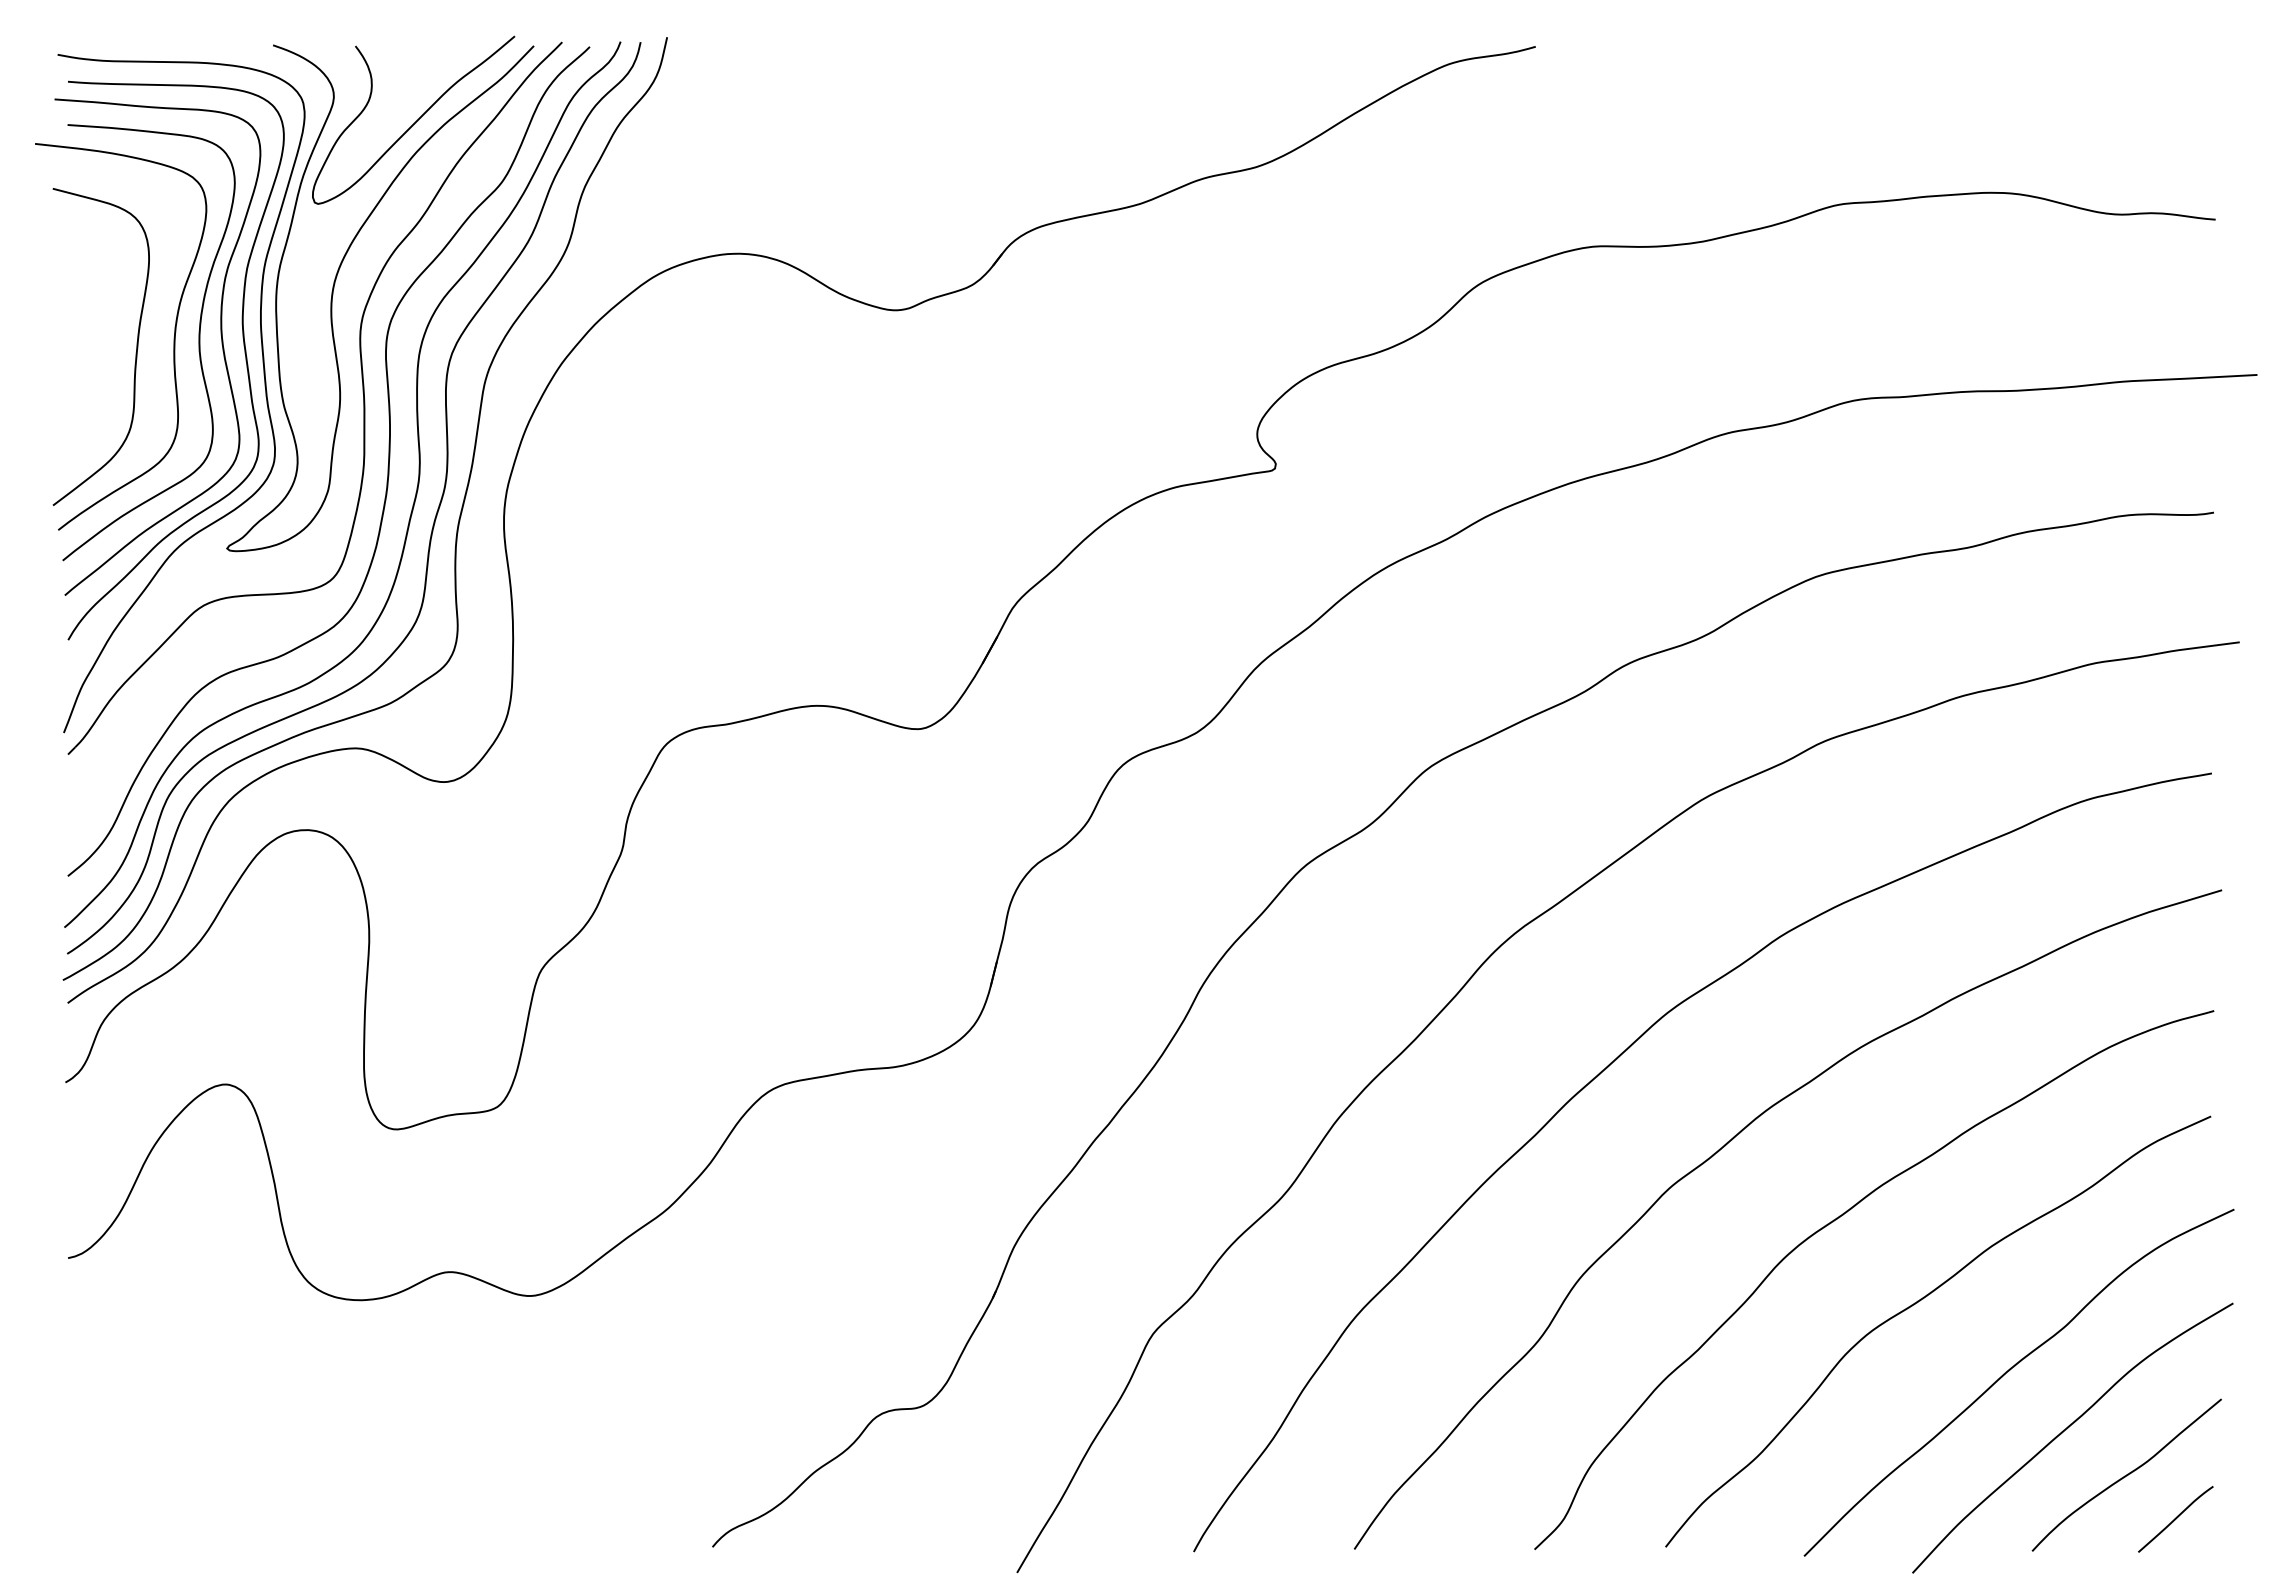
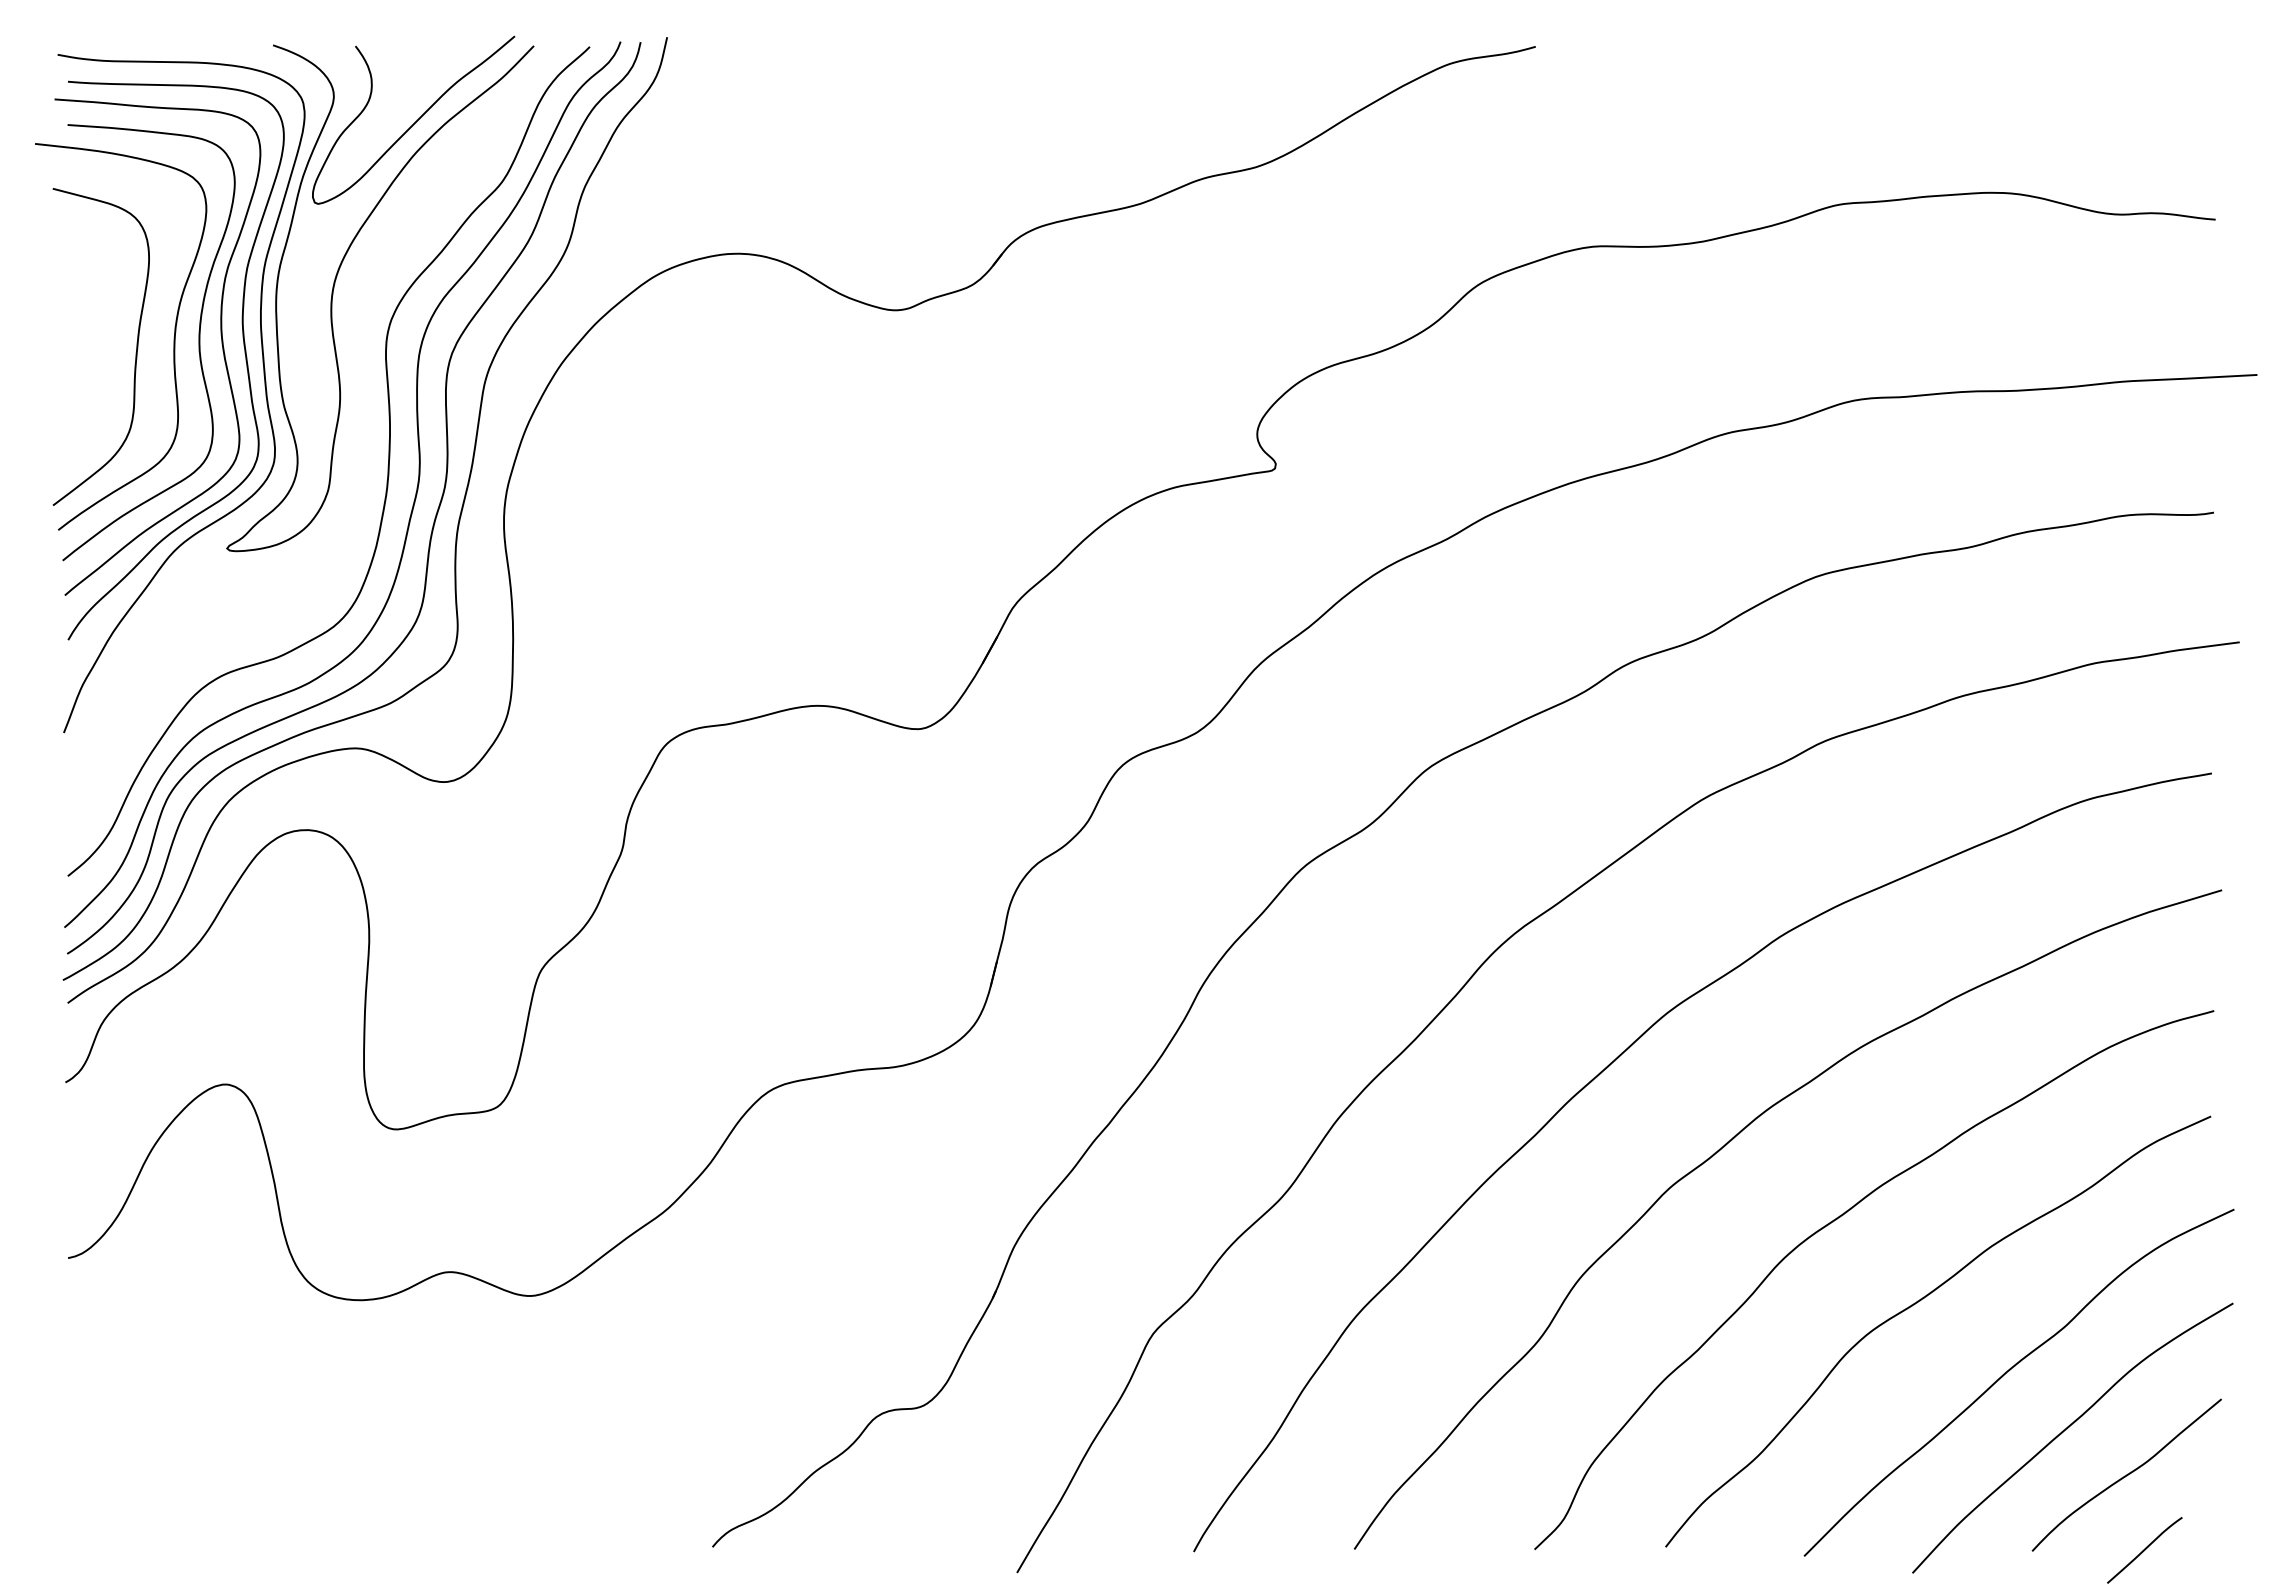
part: present -> none (362, 392)
curve position: (2175, 1519) -> (2144, 1550) (2144, 1550)
